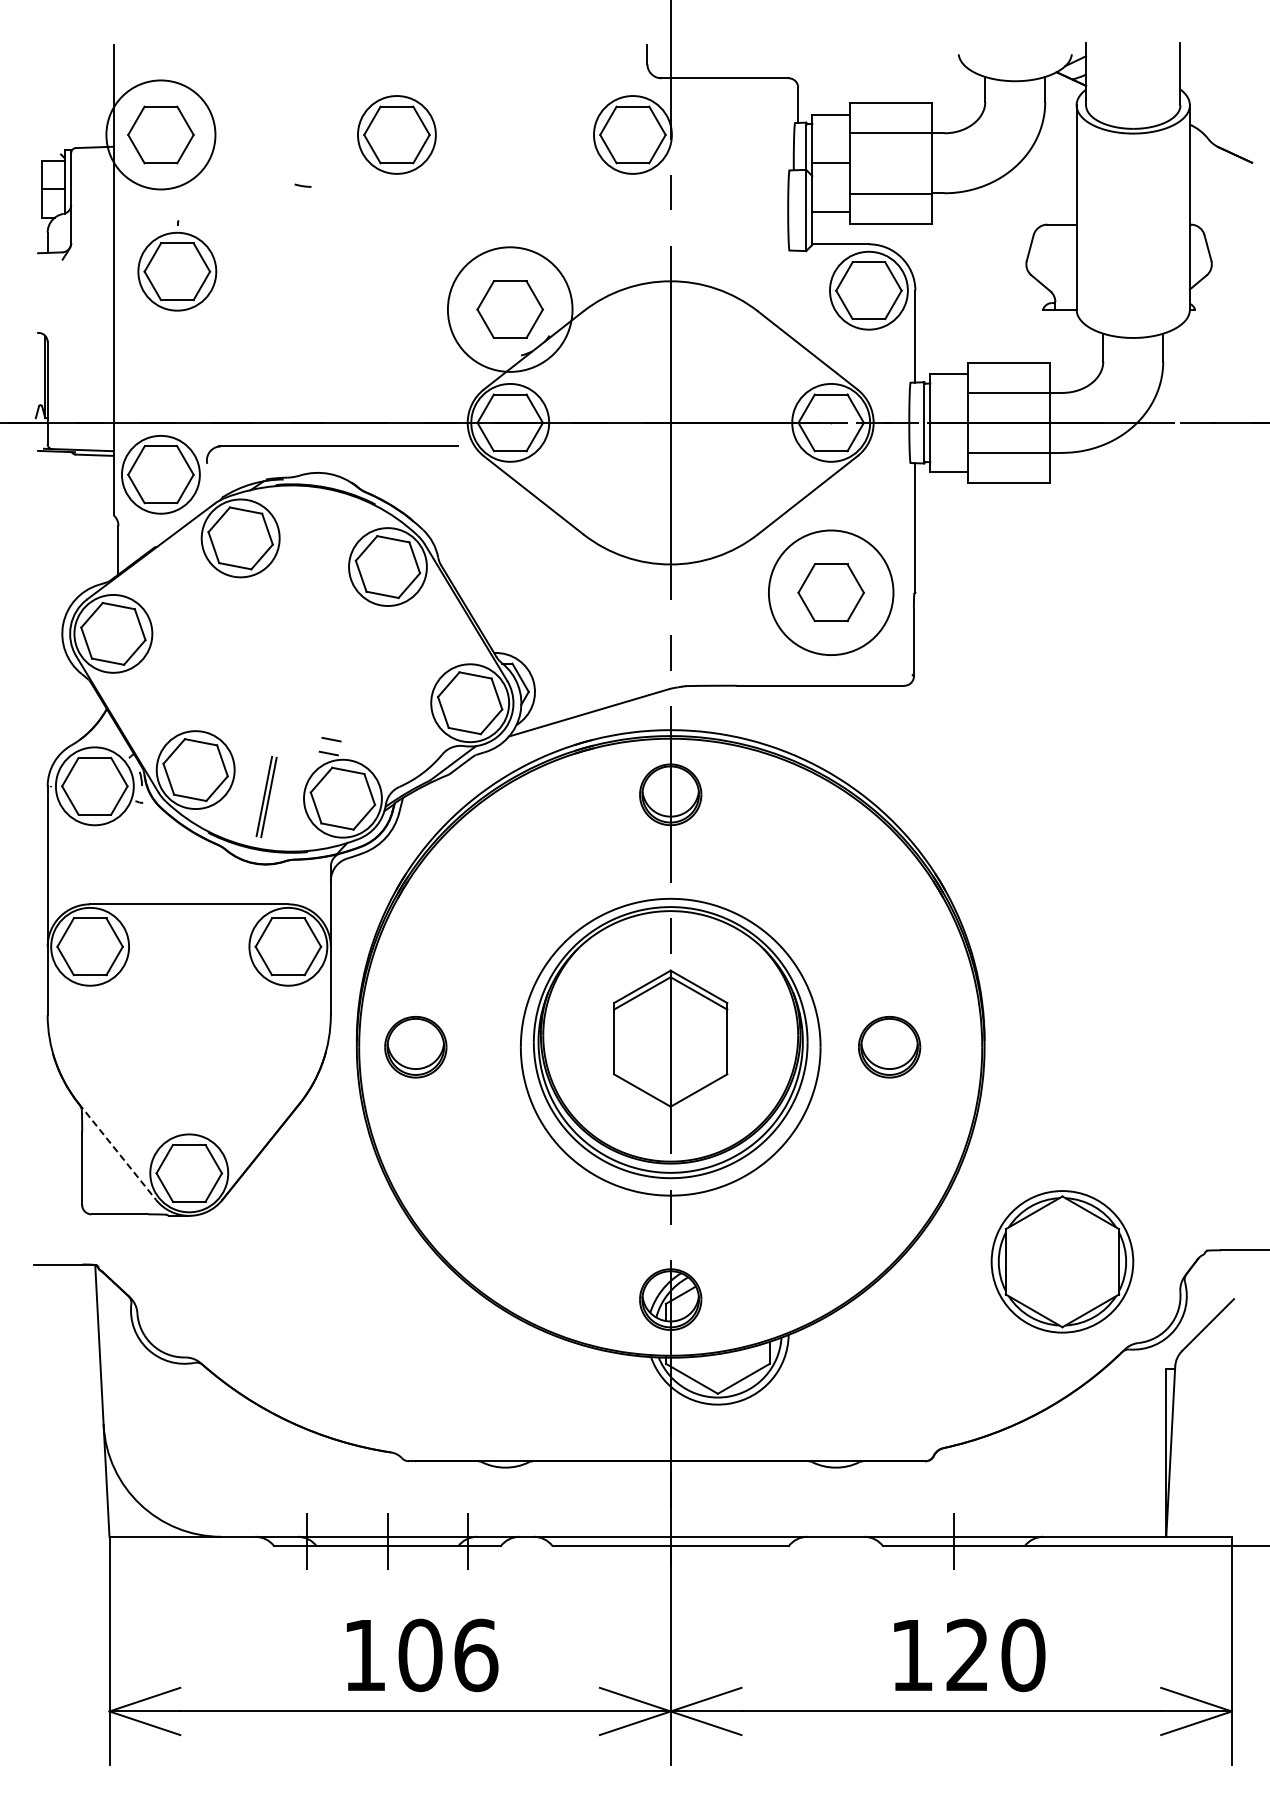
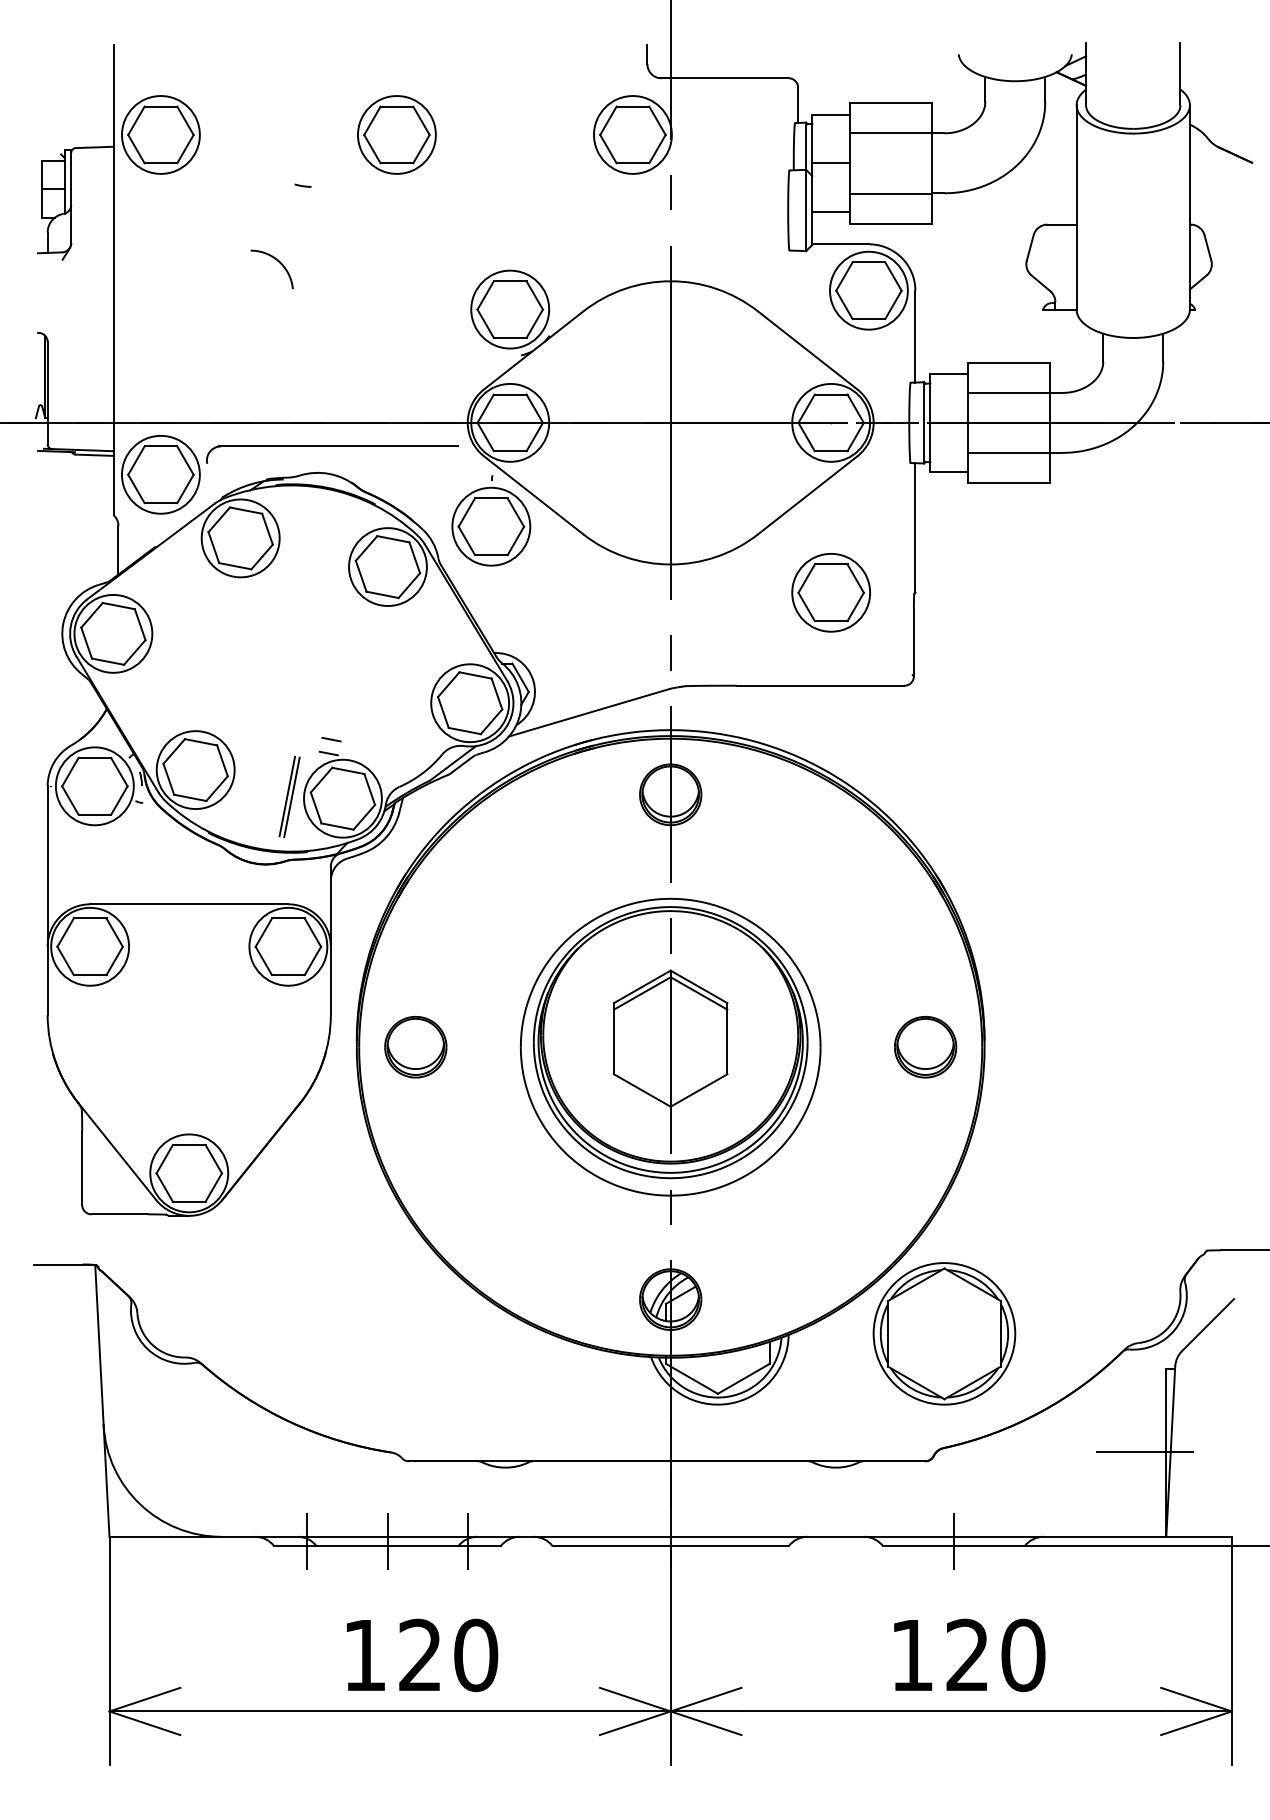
circle diameter: 109 px -> 78 px (160, 134)
curve: none -> present (278, 262)
part position: (177, 265) -> (491, 520) (491, 520)
circle diameter: 125 px -> 78 px (510, 309)
circle diameter: 125 px -> 78 px (831, 592)
part position: (266, 797) -> (289, 797) (289, 797)
part position: (889, 1047) -> (925, 1047) (925, 1047)
line: dashed -> solid (117, 1151)
part position: (1062, 1261) -> (944, 1333) (944, 1333)
line: none -> present (1144, 1451)
text: 106 -> 120 (448, 1655)
